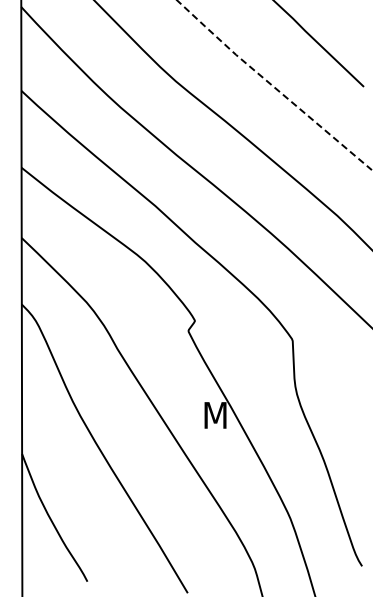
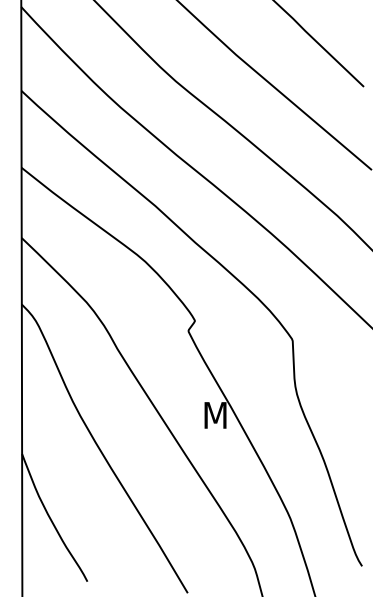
line: dashed -> solid (272, 85)
